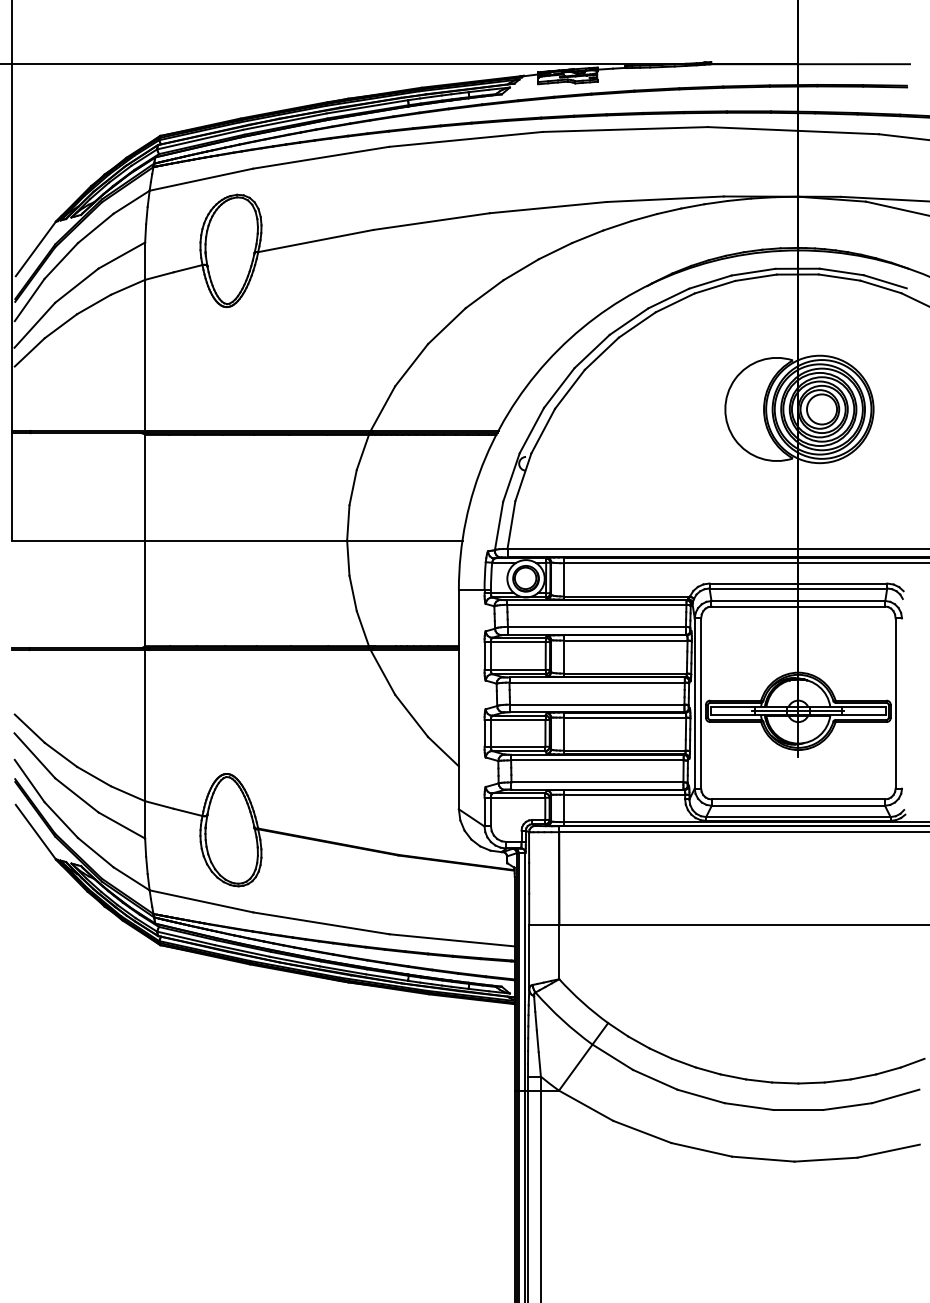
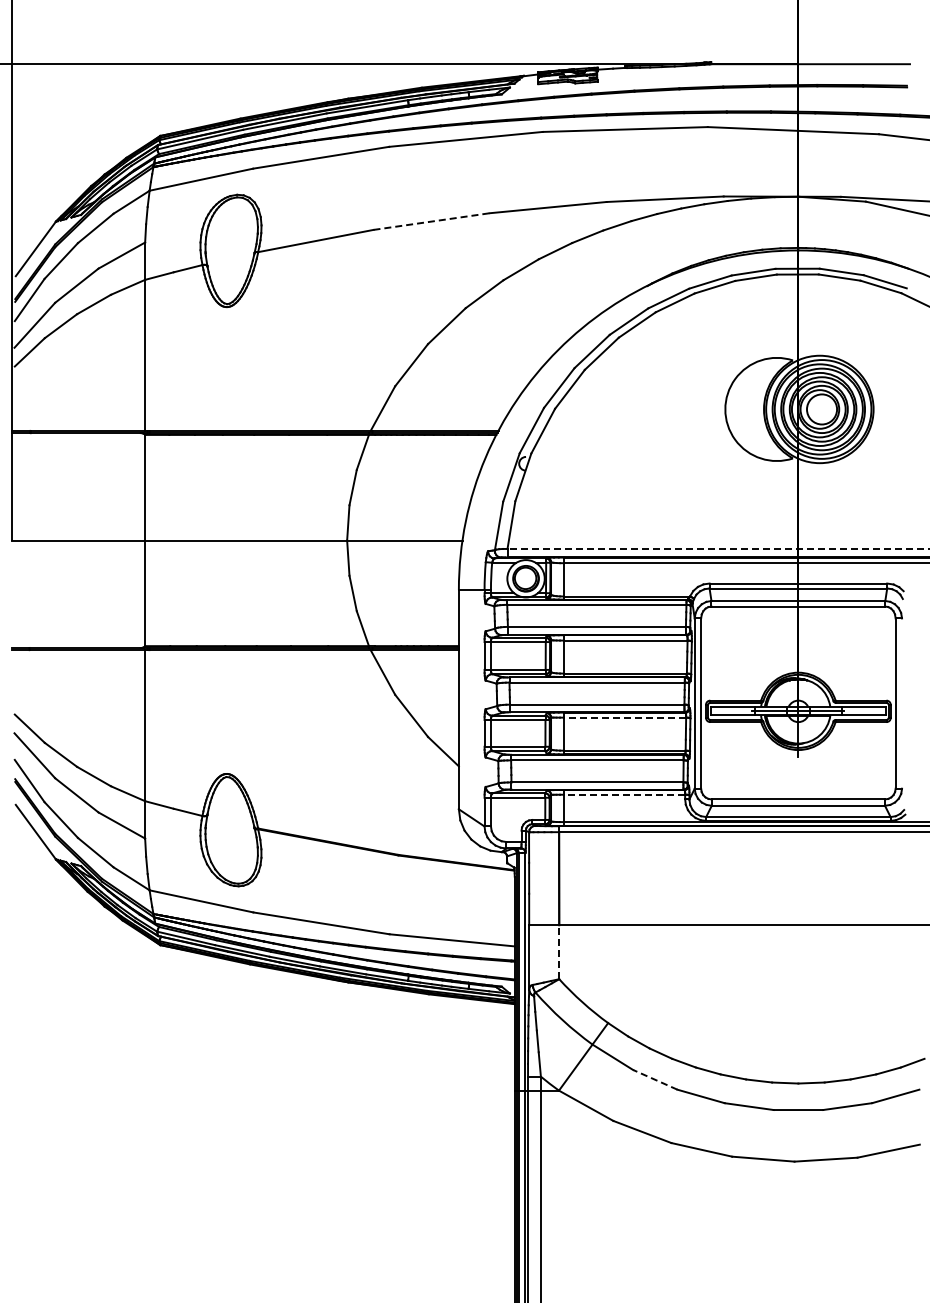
line: solid -> dashed (431, 221)
line: solid -> dashed (718, 548)
line: solid -> dashed (624, 717)
line: solid -> dashed (624, 794)
line: solid -> dashed (559, 951)
line: solid -> dashed (654, 1079)
